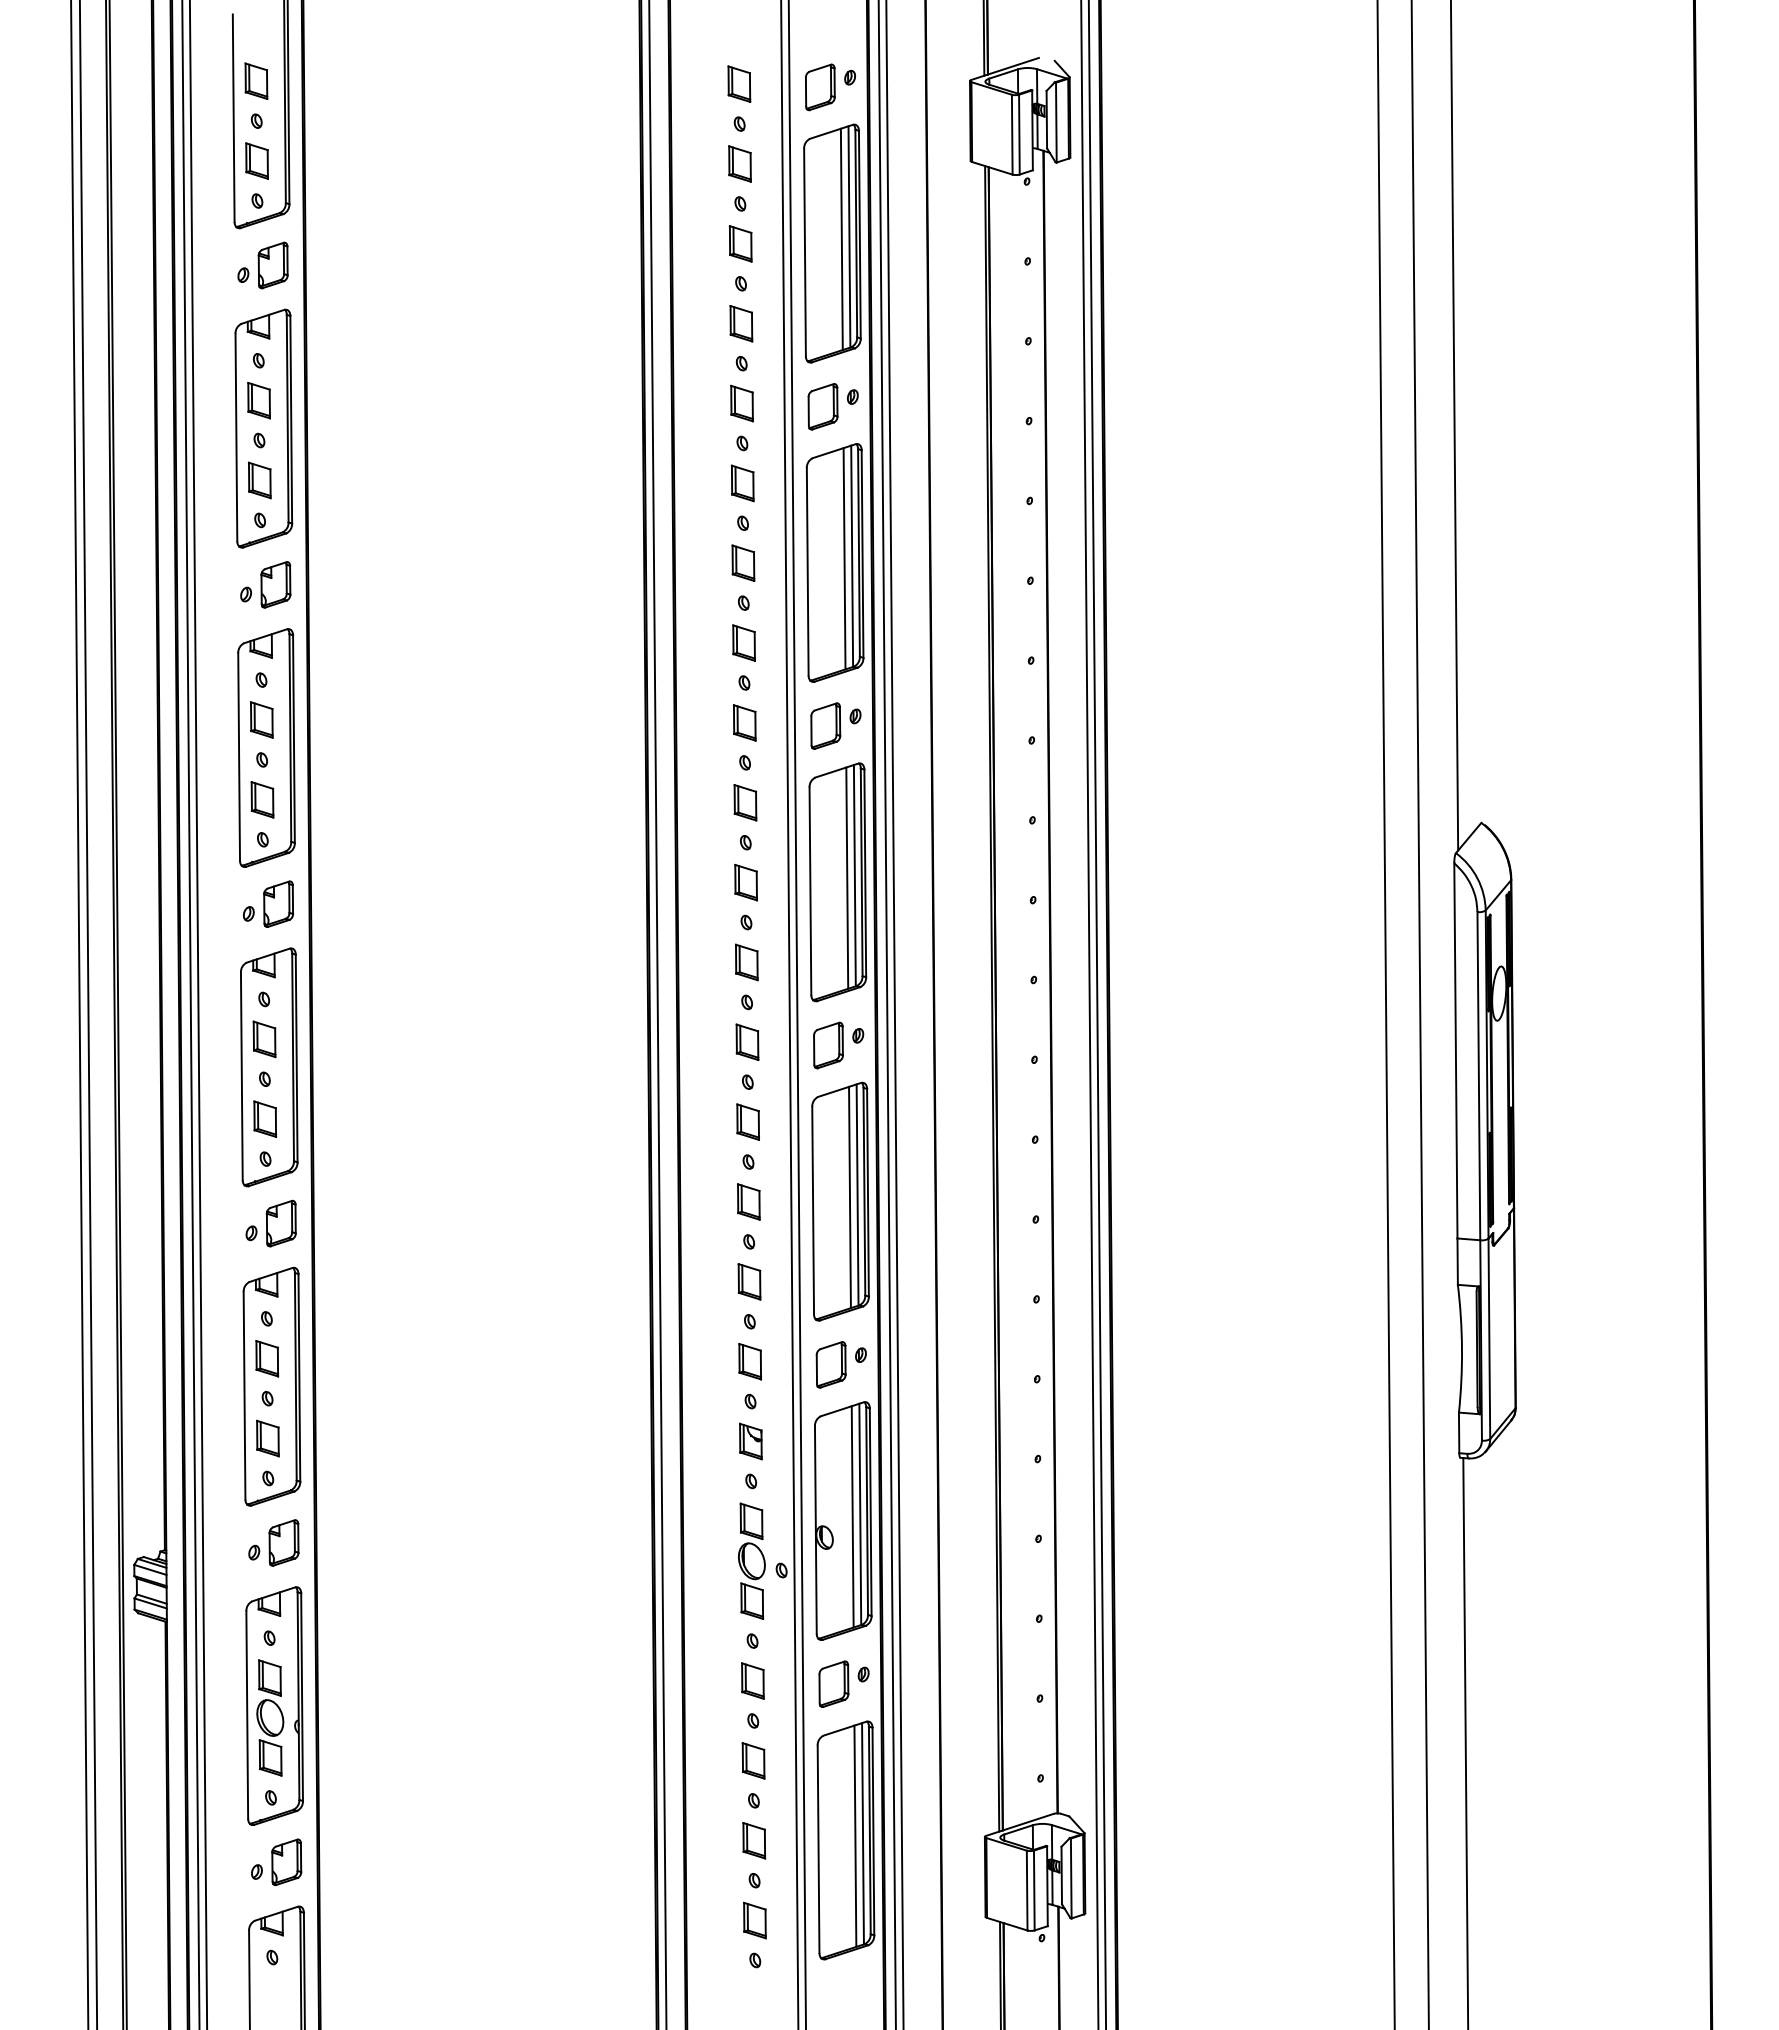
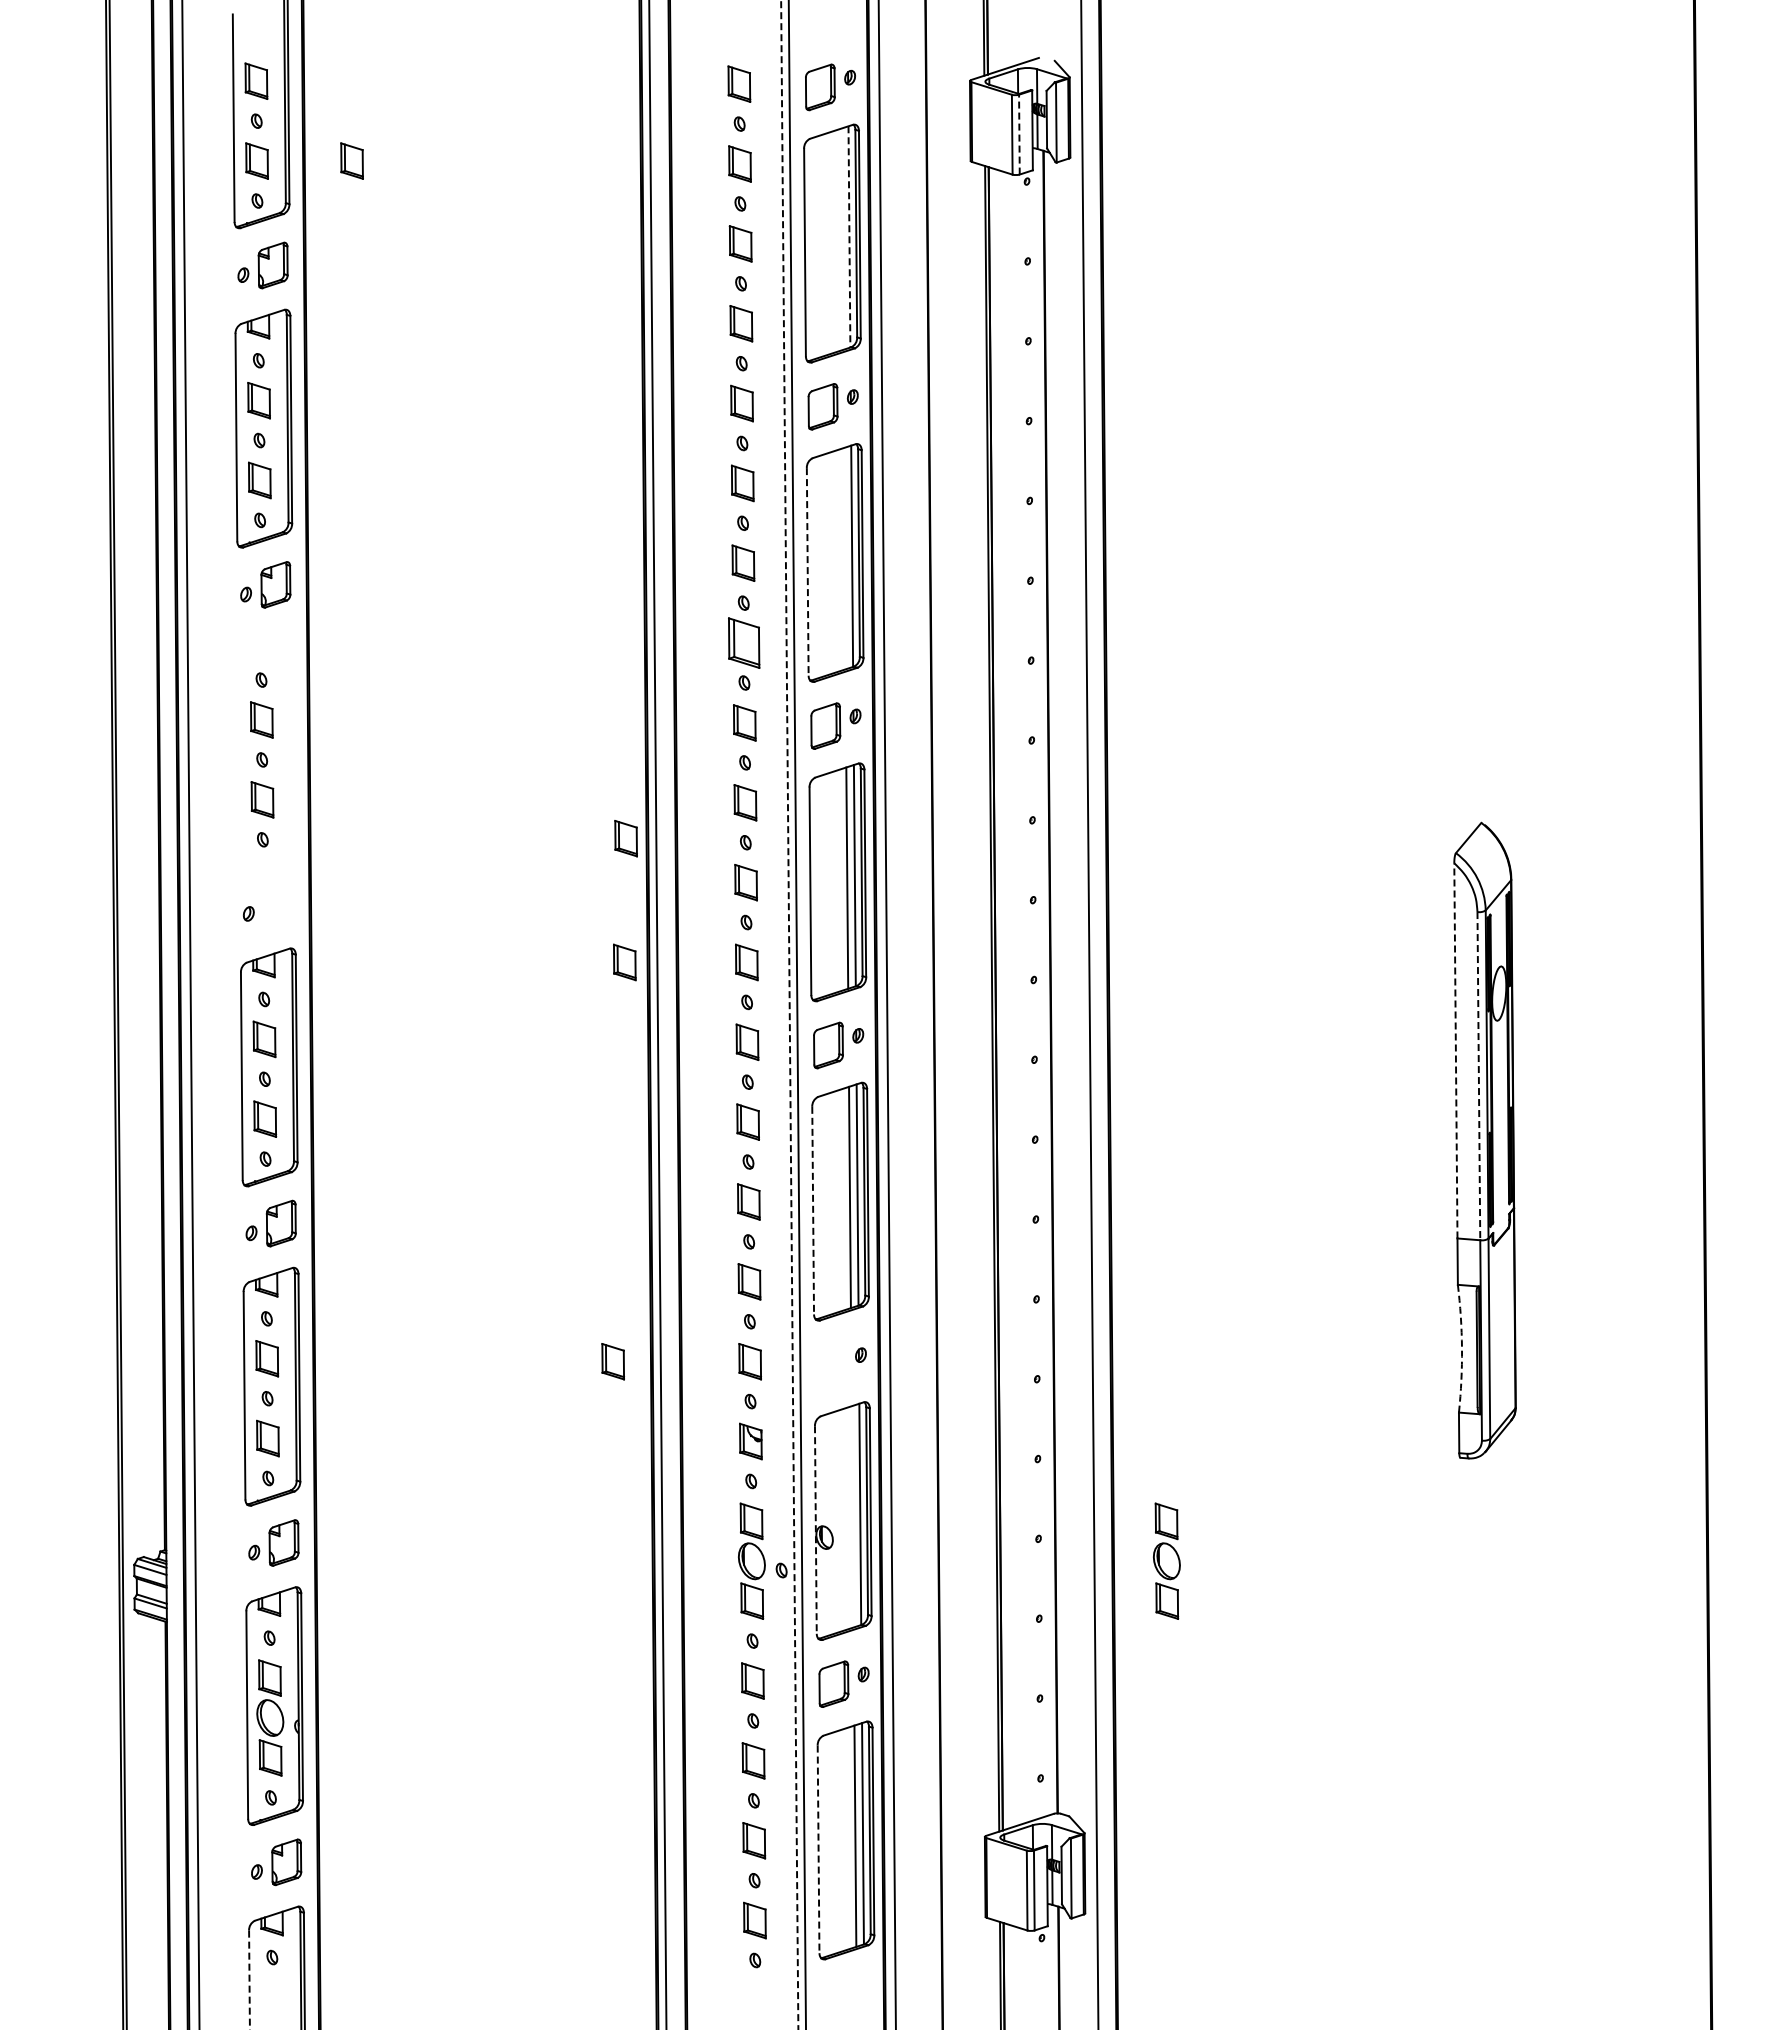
line: solid -> dashed (1019, 134)
part: none -> present (351, 160)
line: solid -> dashed (849, 236)
line: present -> none (841, 239)
line: present -> none (1454, 426)
line: present -> none (844, 558)
line: solid -> dashed (807, 571)
part size: 24x38 px -> 33x52 px (744, 642)
part: present -> none (266, 747)
part: none -> present (625, 838)
part: present -> none (278, 903)
part: none -> present (624, 962)
line: present -> none (79, 1014)
line: present -> none (88, 1014)
line: present -> none (198, 1014)
line: present -> none (894, 1014)
line: present -> none (1097, 1014)
line: present -> none (1385, 1014)
line: present -> none (1419, 1014)
line: solid -> dashed (789, 1015)
line: solid -> dashed (1455, 1050)
line: solid -> dashed (1478, 1076)
line: solid -> dashed (813, 1210)
arc: solid -> dashed (1462, 1348)
part: none -> present (612, 1361)
part: present -> none (830, 1364)
line: present -> none (852, 1516)
line: solid -> dashed (815, 1530)
part: none -> present (1166, 1560)
line: present -> none (1465, 1742)
line: solid -> dashed (818, 1849)
line: solid -> dashed (249, 1980)
